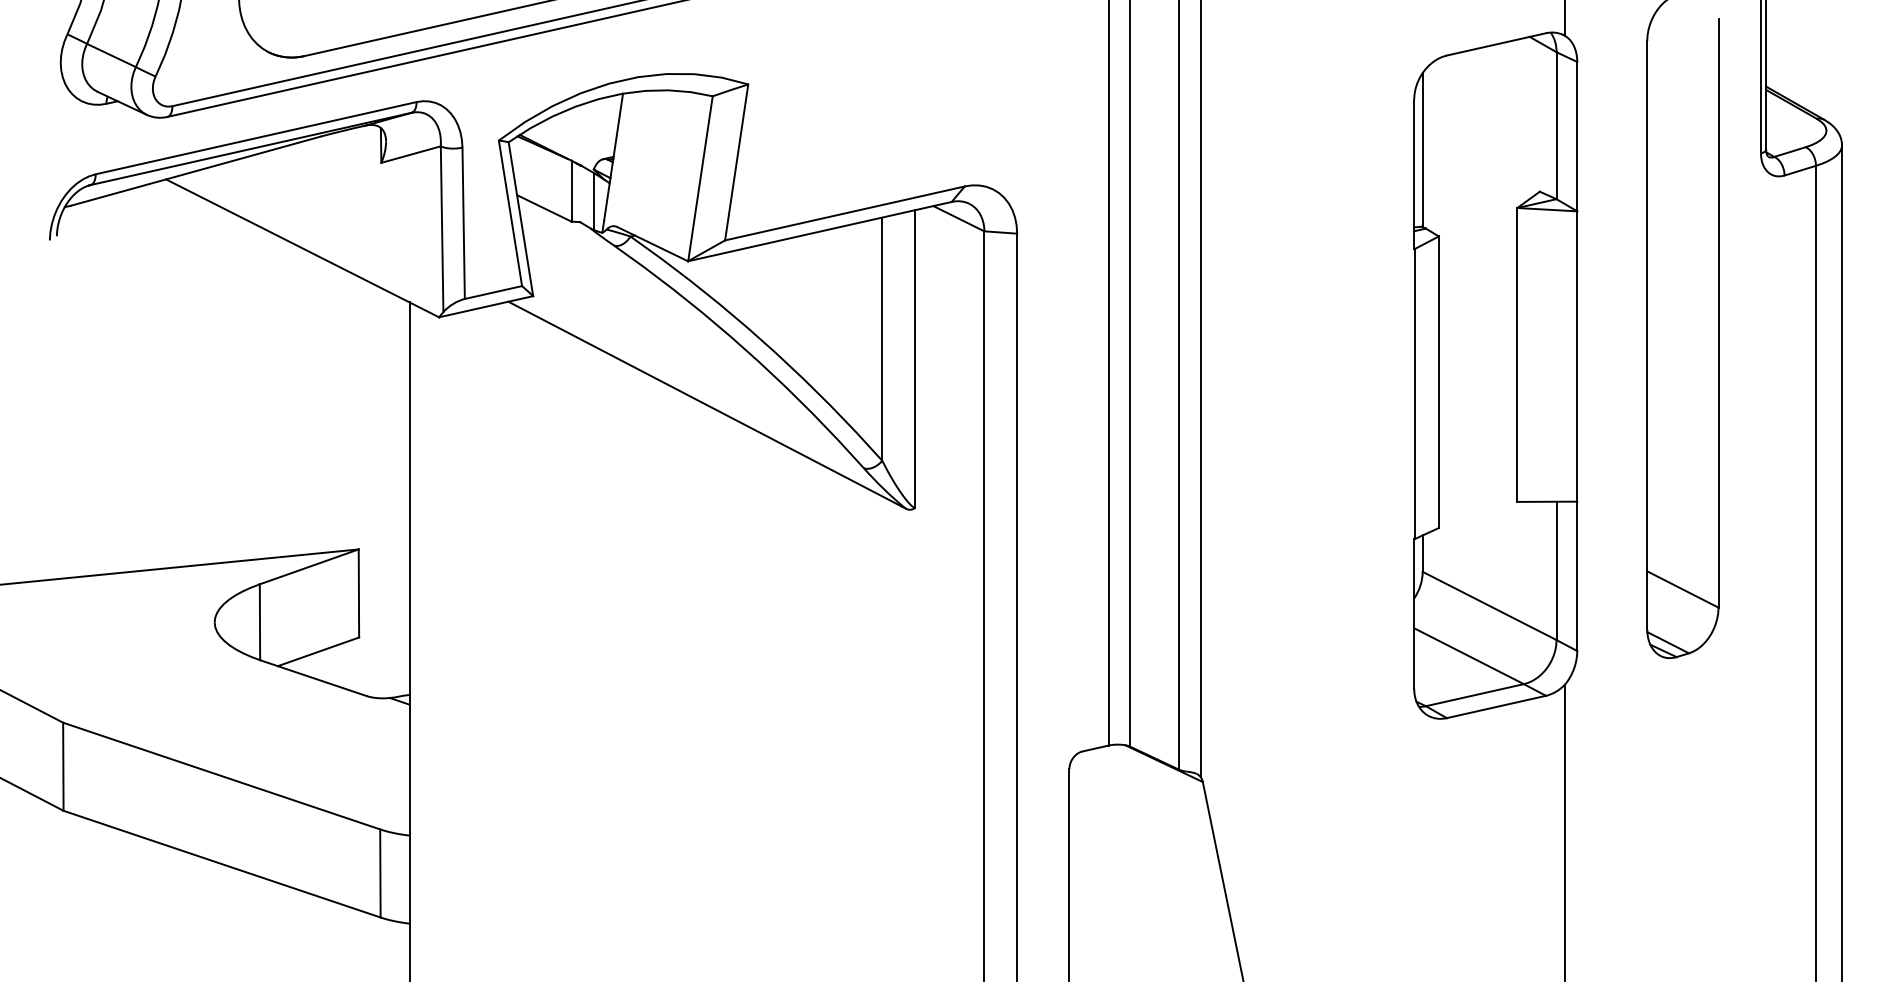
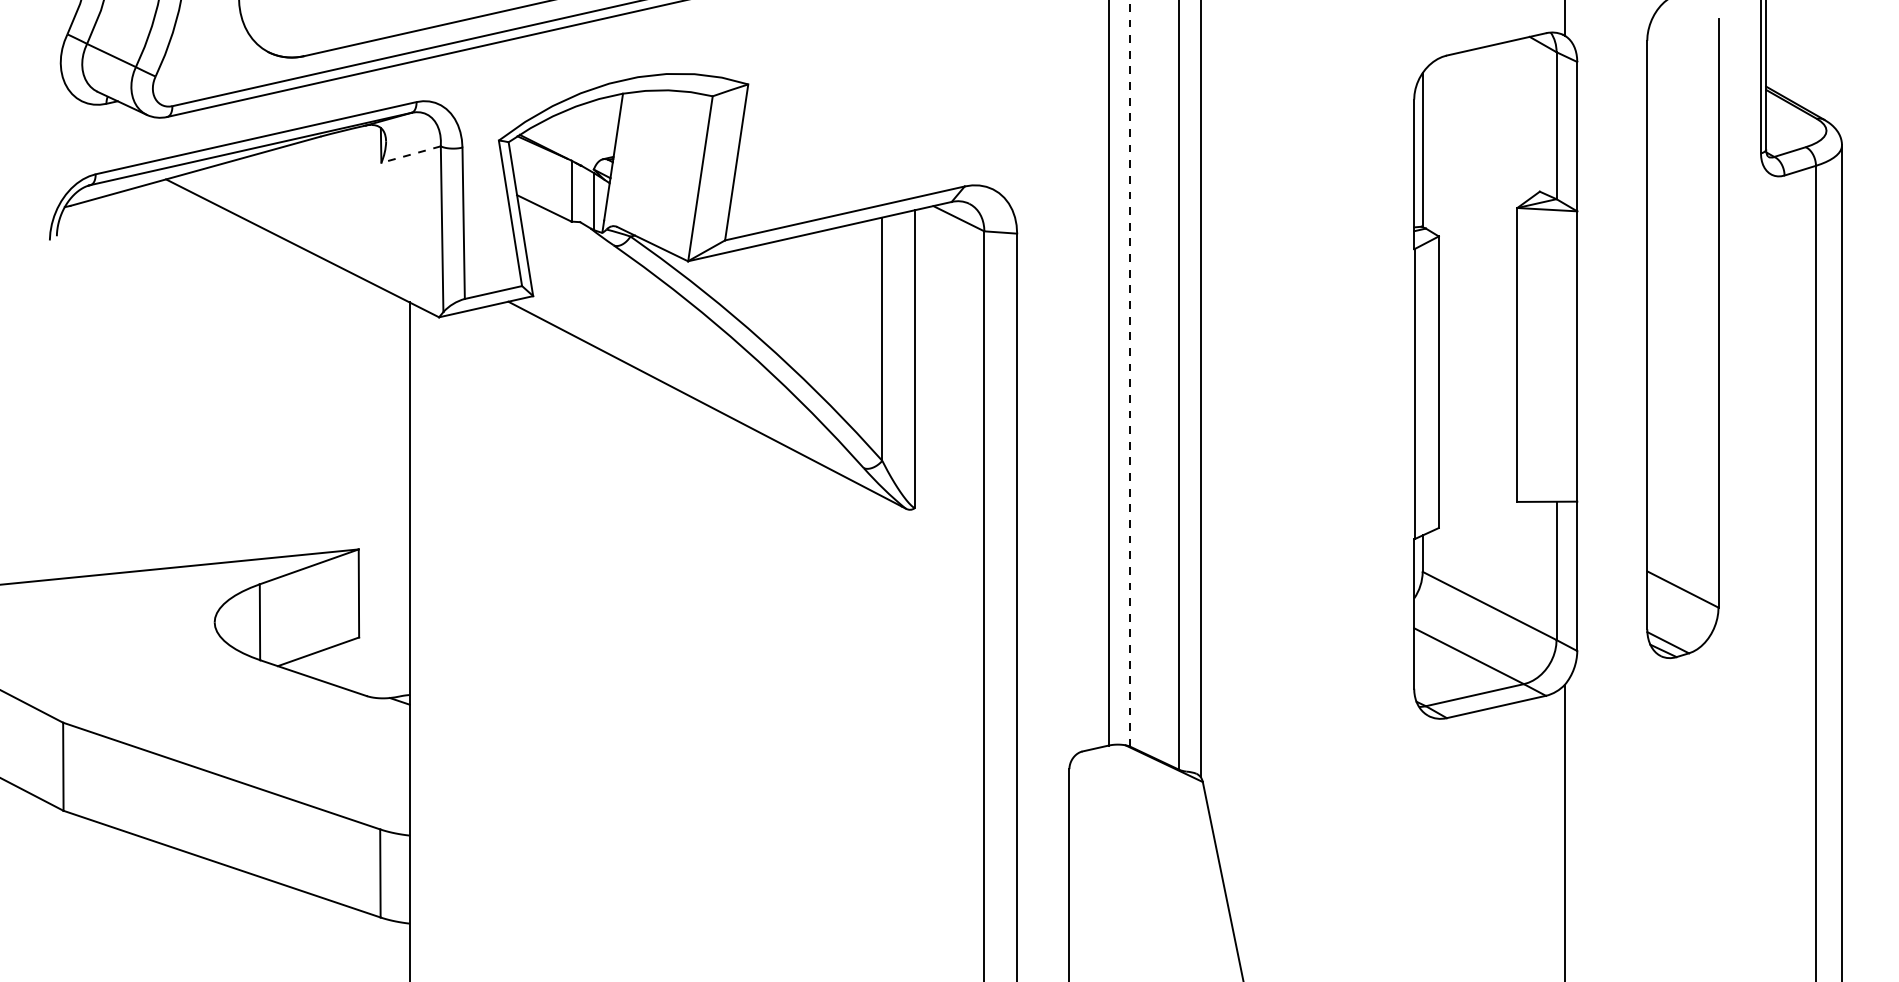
line: solid -> dashed (411, 154)
line: solid -> dashed (1130, 373)
